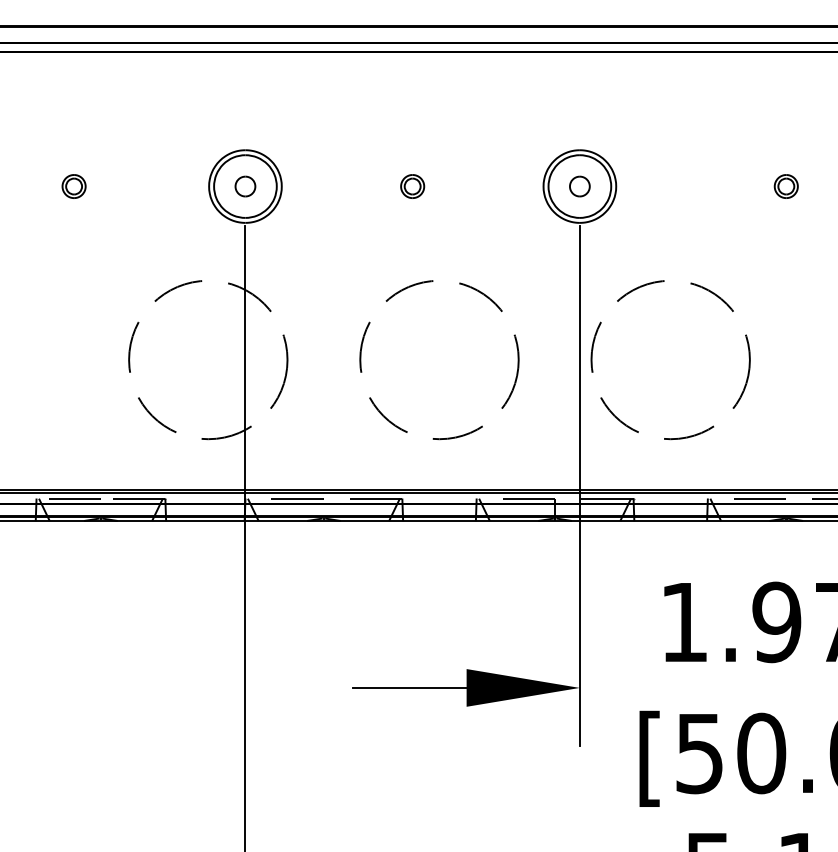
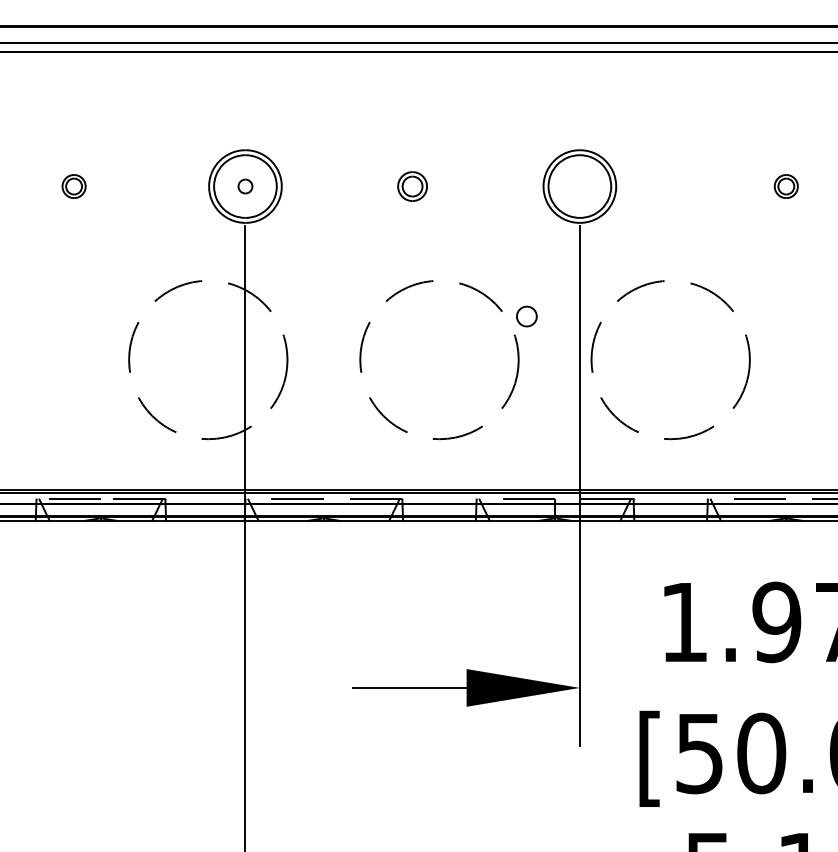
part size: 23x23 px -> 17x17 px (245, 186)
part size: 26x25 px -> 31x31 px (412, 186)
part position: (579, 186) -> (526, 316) (526, 316)
